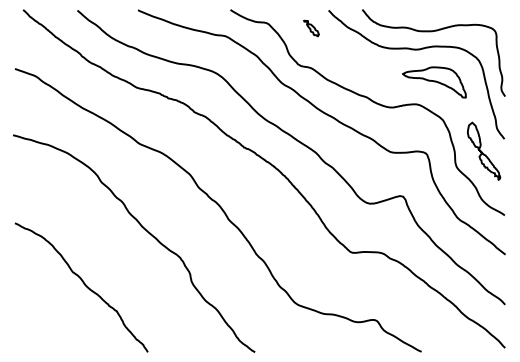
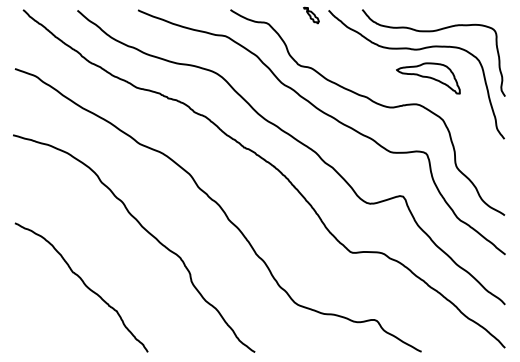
part position: (311, 28) -> (311, 15) (311, 15)
part position: (434, 82) -> (428, 78) (428, 78)
part: present -> none (484, 150)
